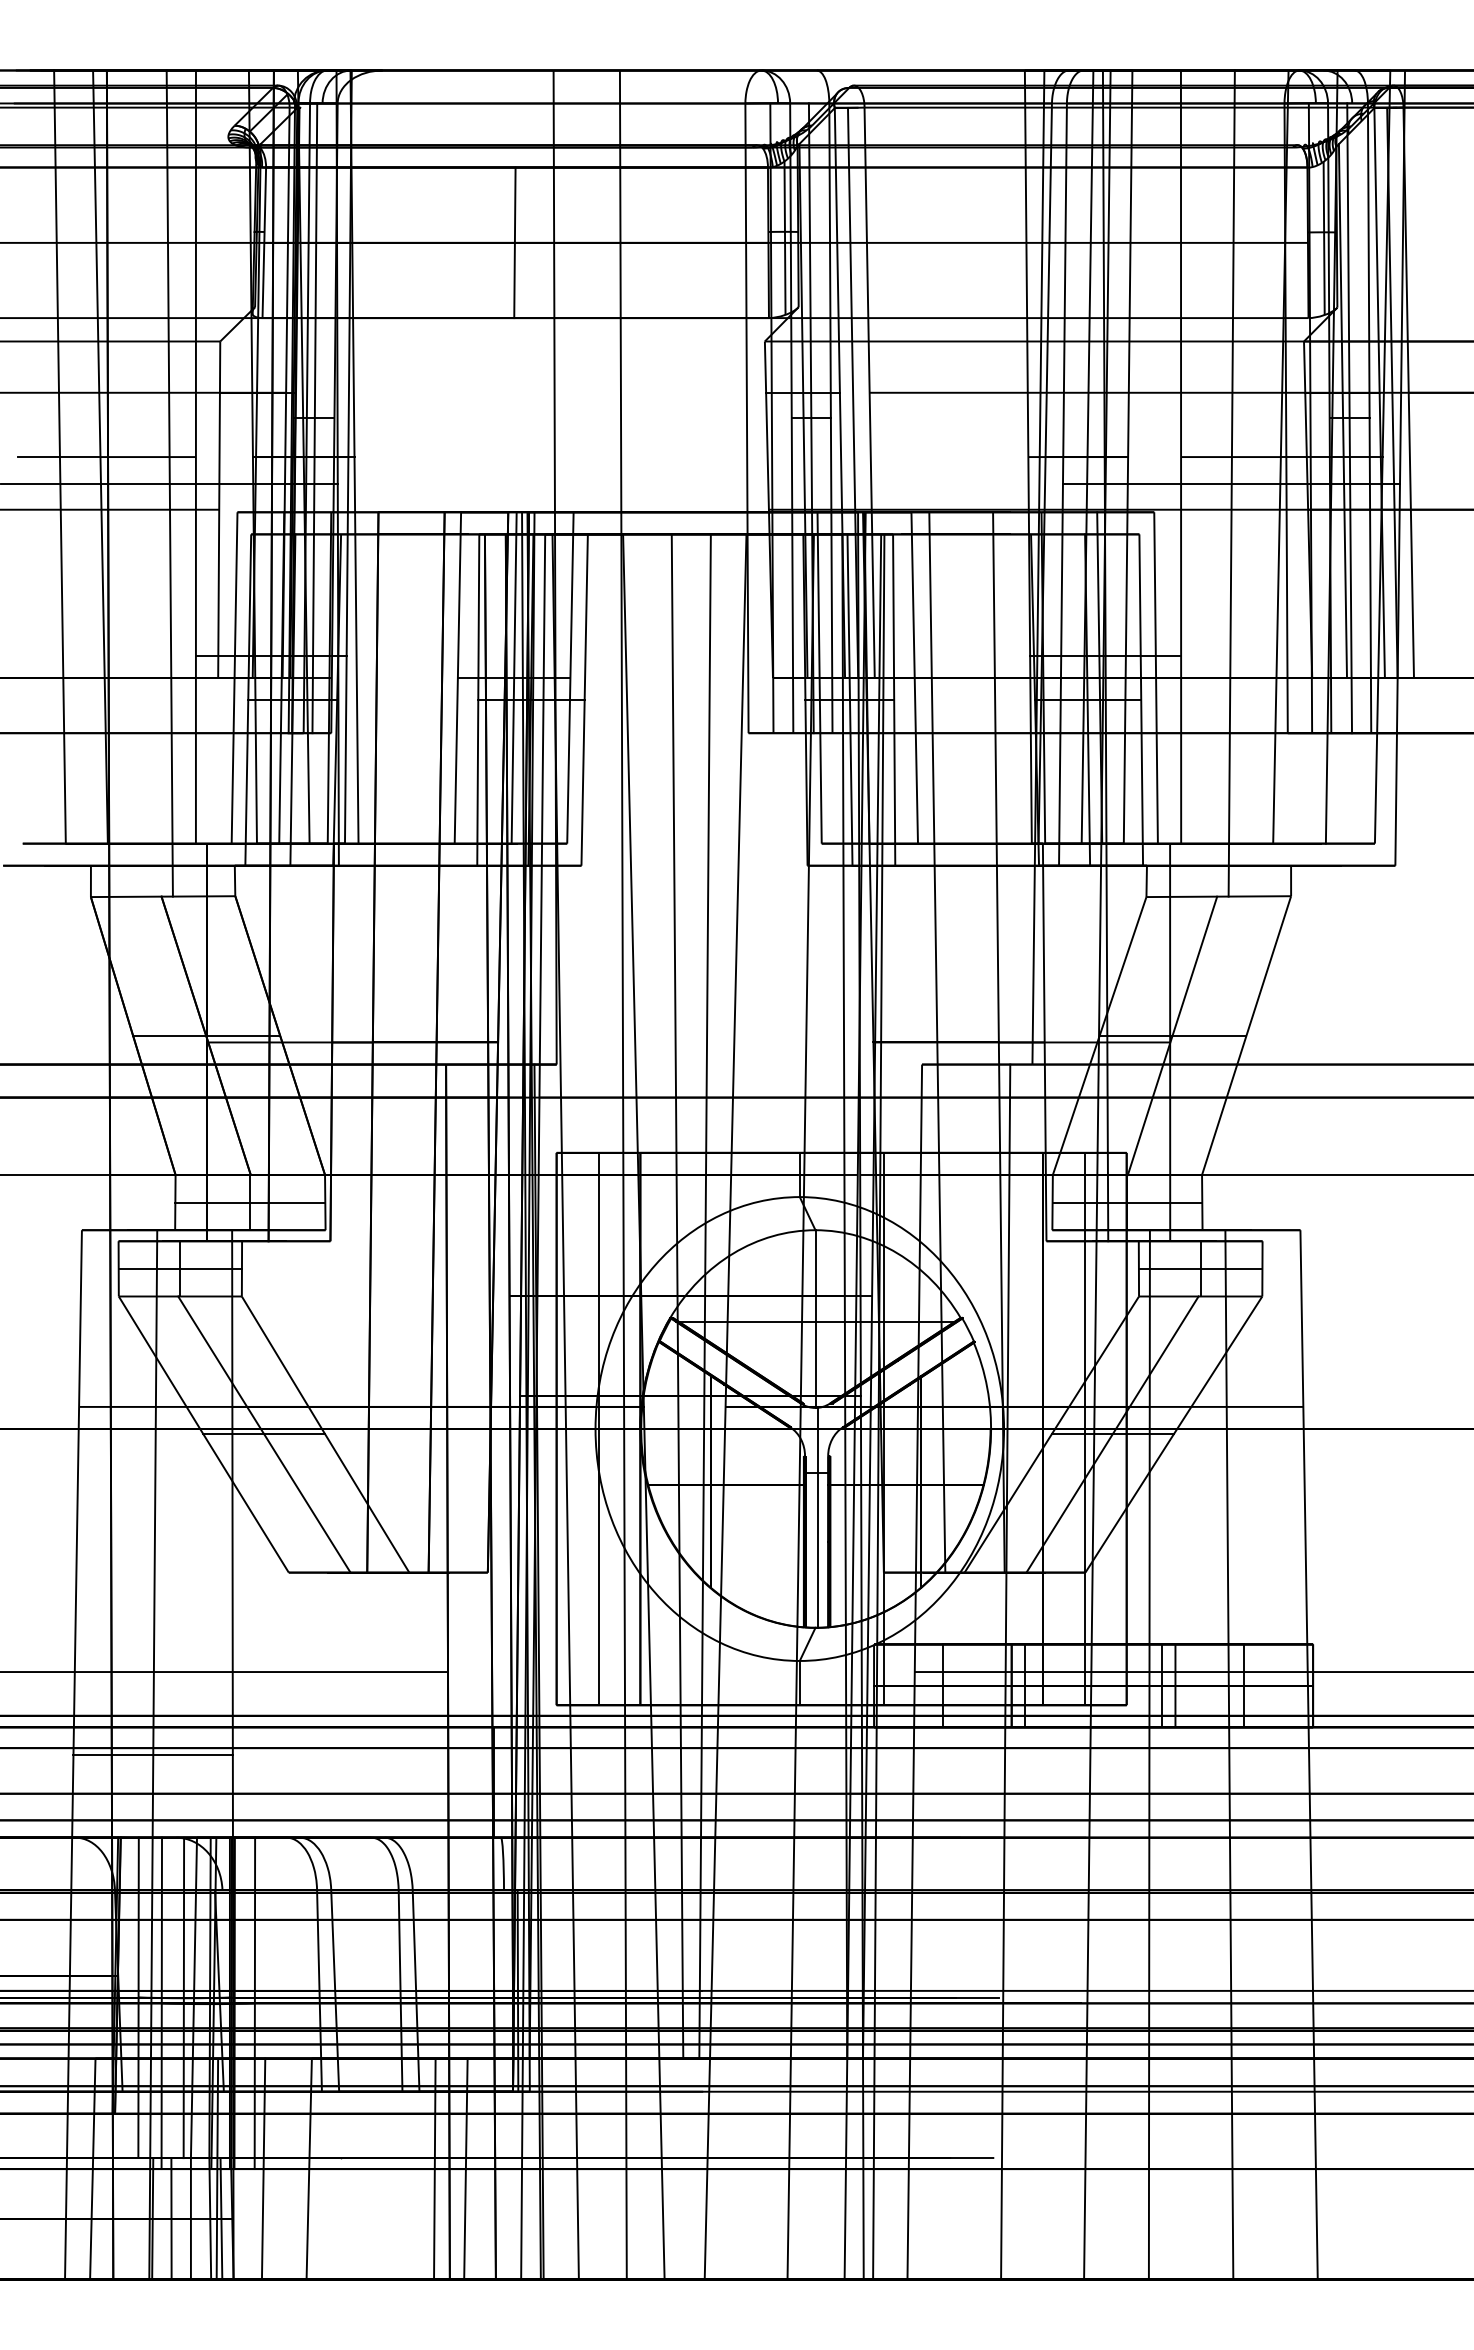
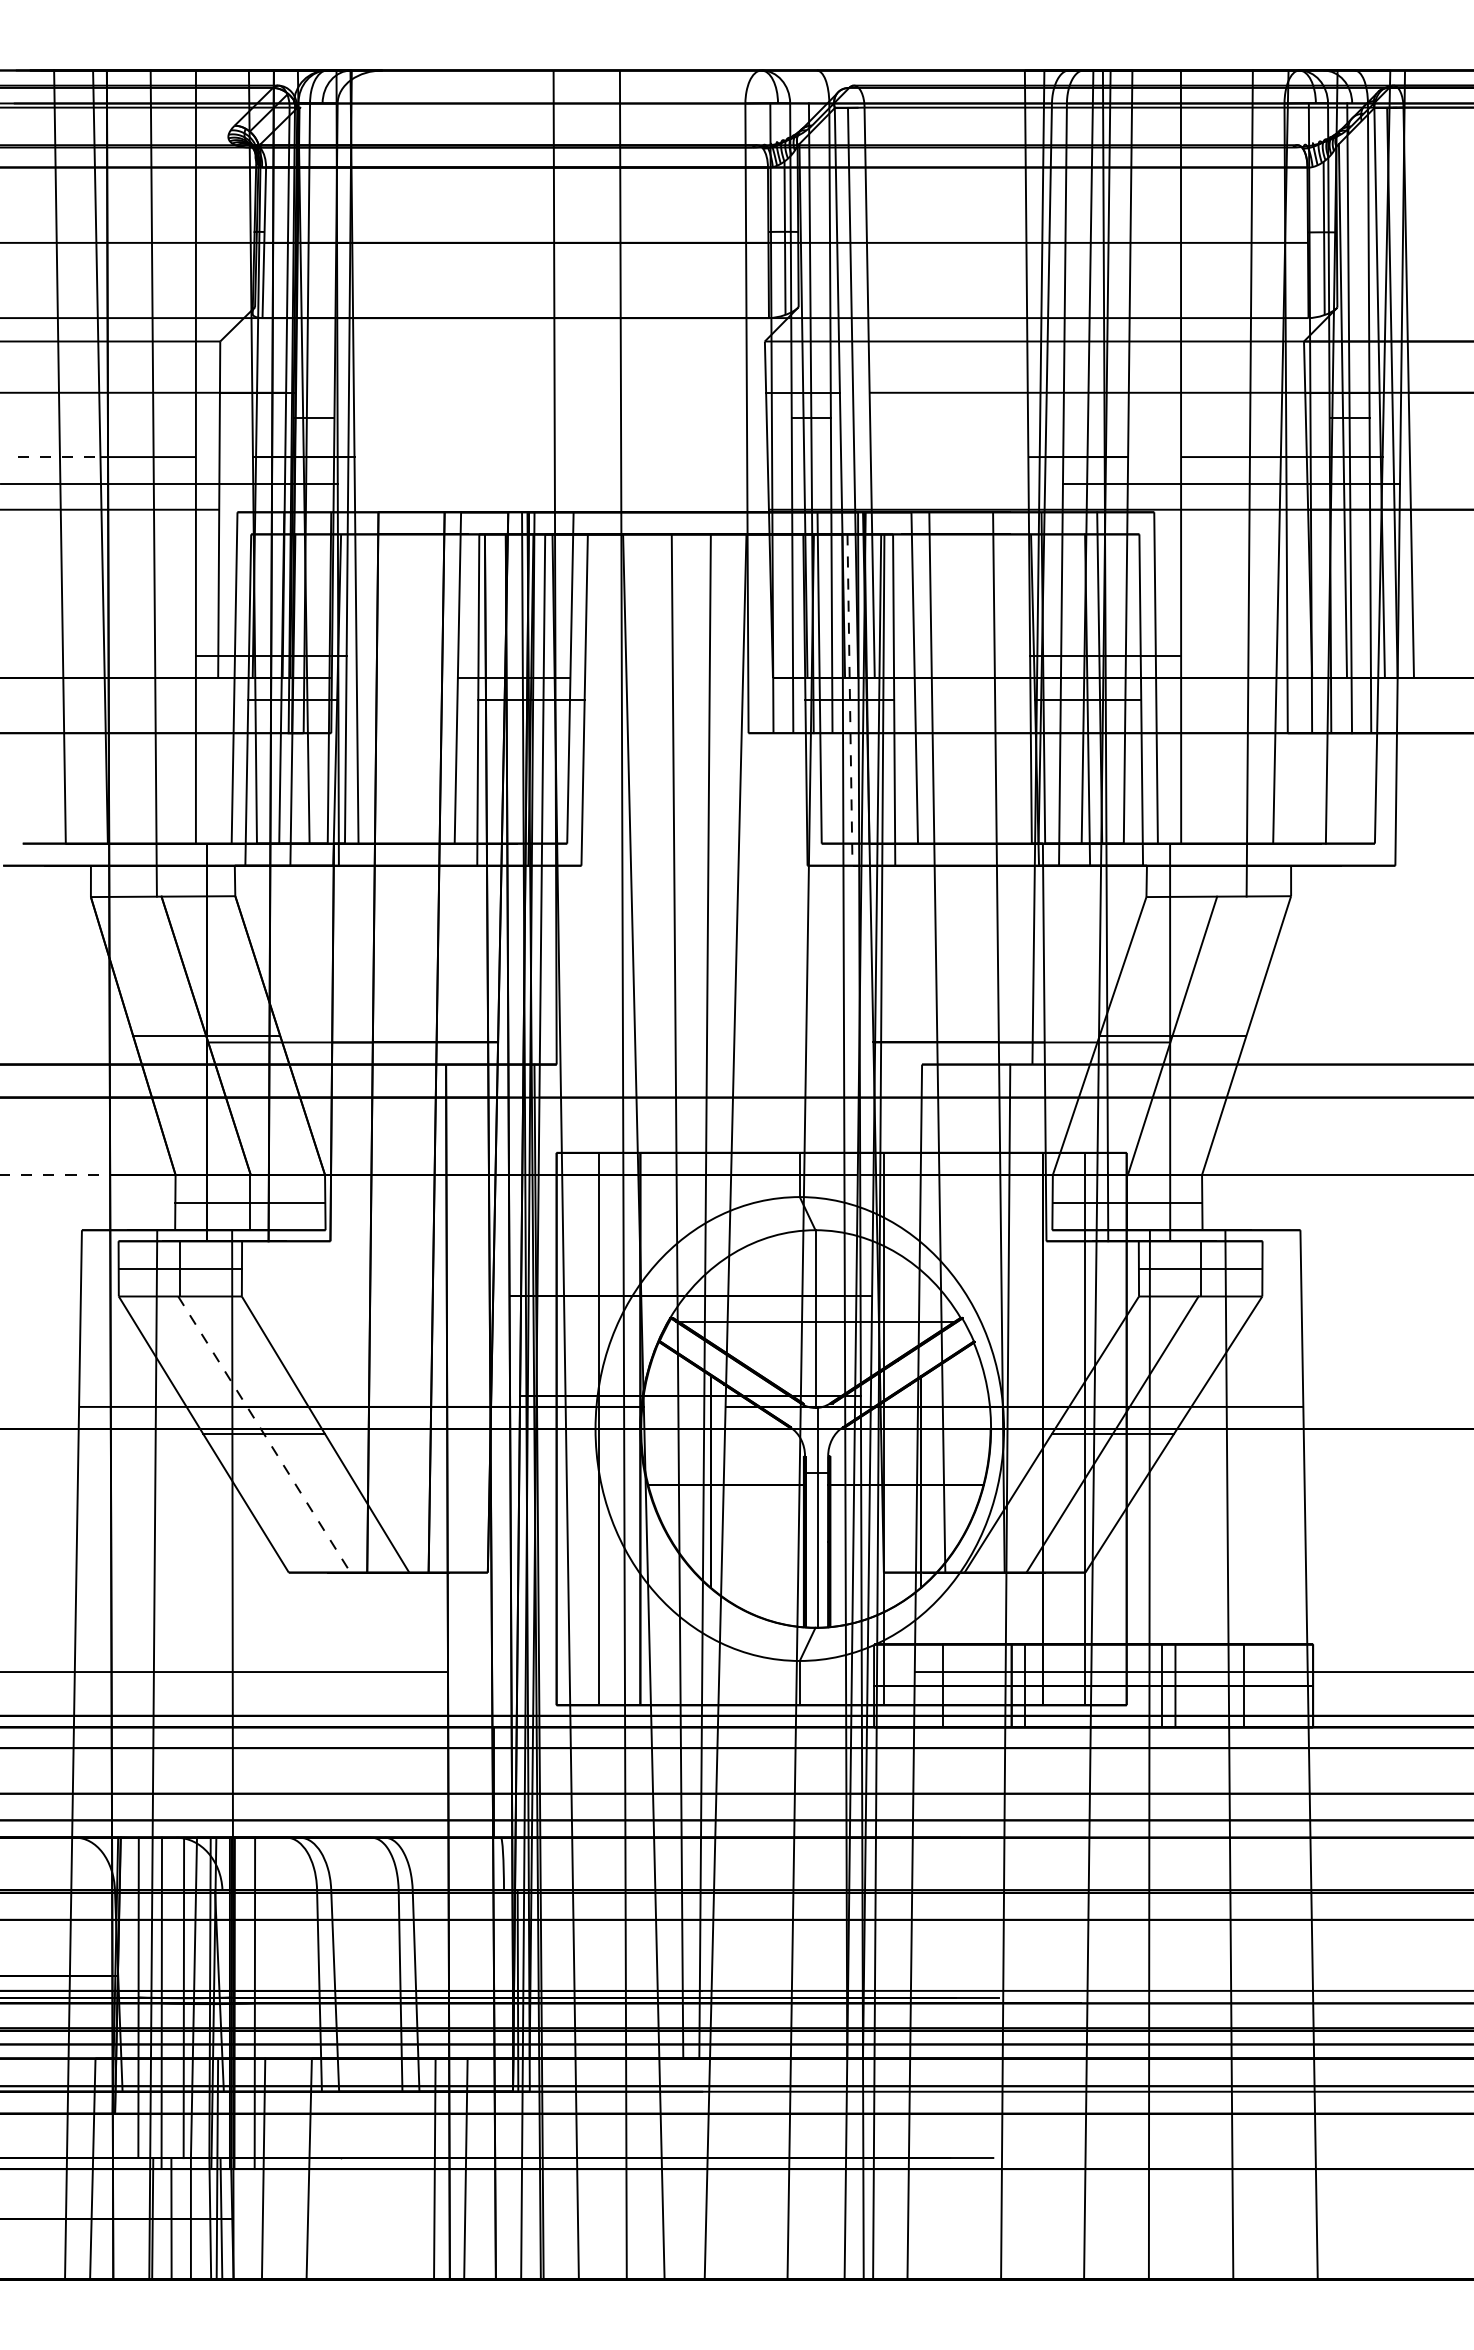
line: present -> none (514, 242)
line: present -> none (314, 418)
line: solid -> dashed (59, 457)
line position: (169, 483) -> (153, 483) (153, 483)
line position: (1231, 483) -> (1249, 483) (1249, 483)
line: present -> none (513, 677)
line: solid -> dashed (850, 700)
line: solid -> dashed (55, 1175)
line: solid -> dashed (264, 1434)
line: present -> none (152, 1754)
